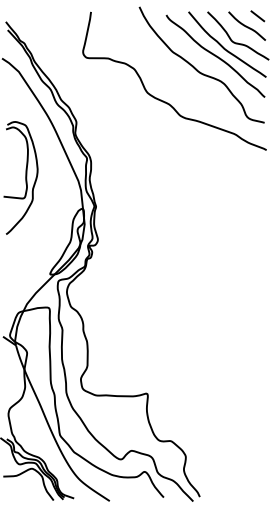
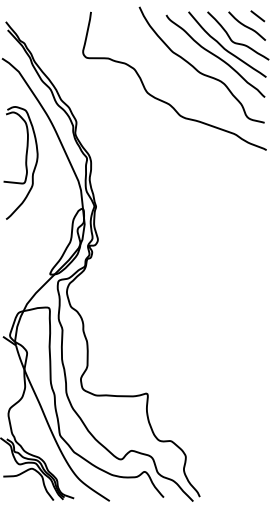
part position: (20, 177) -> (20, 162) (20, 162)
